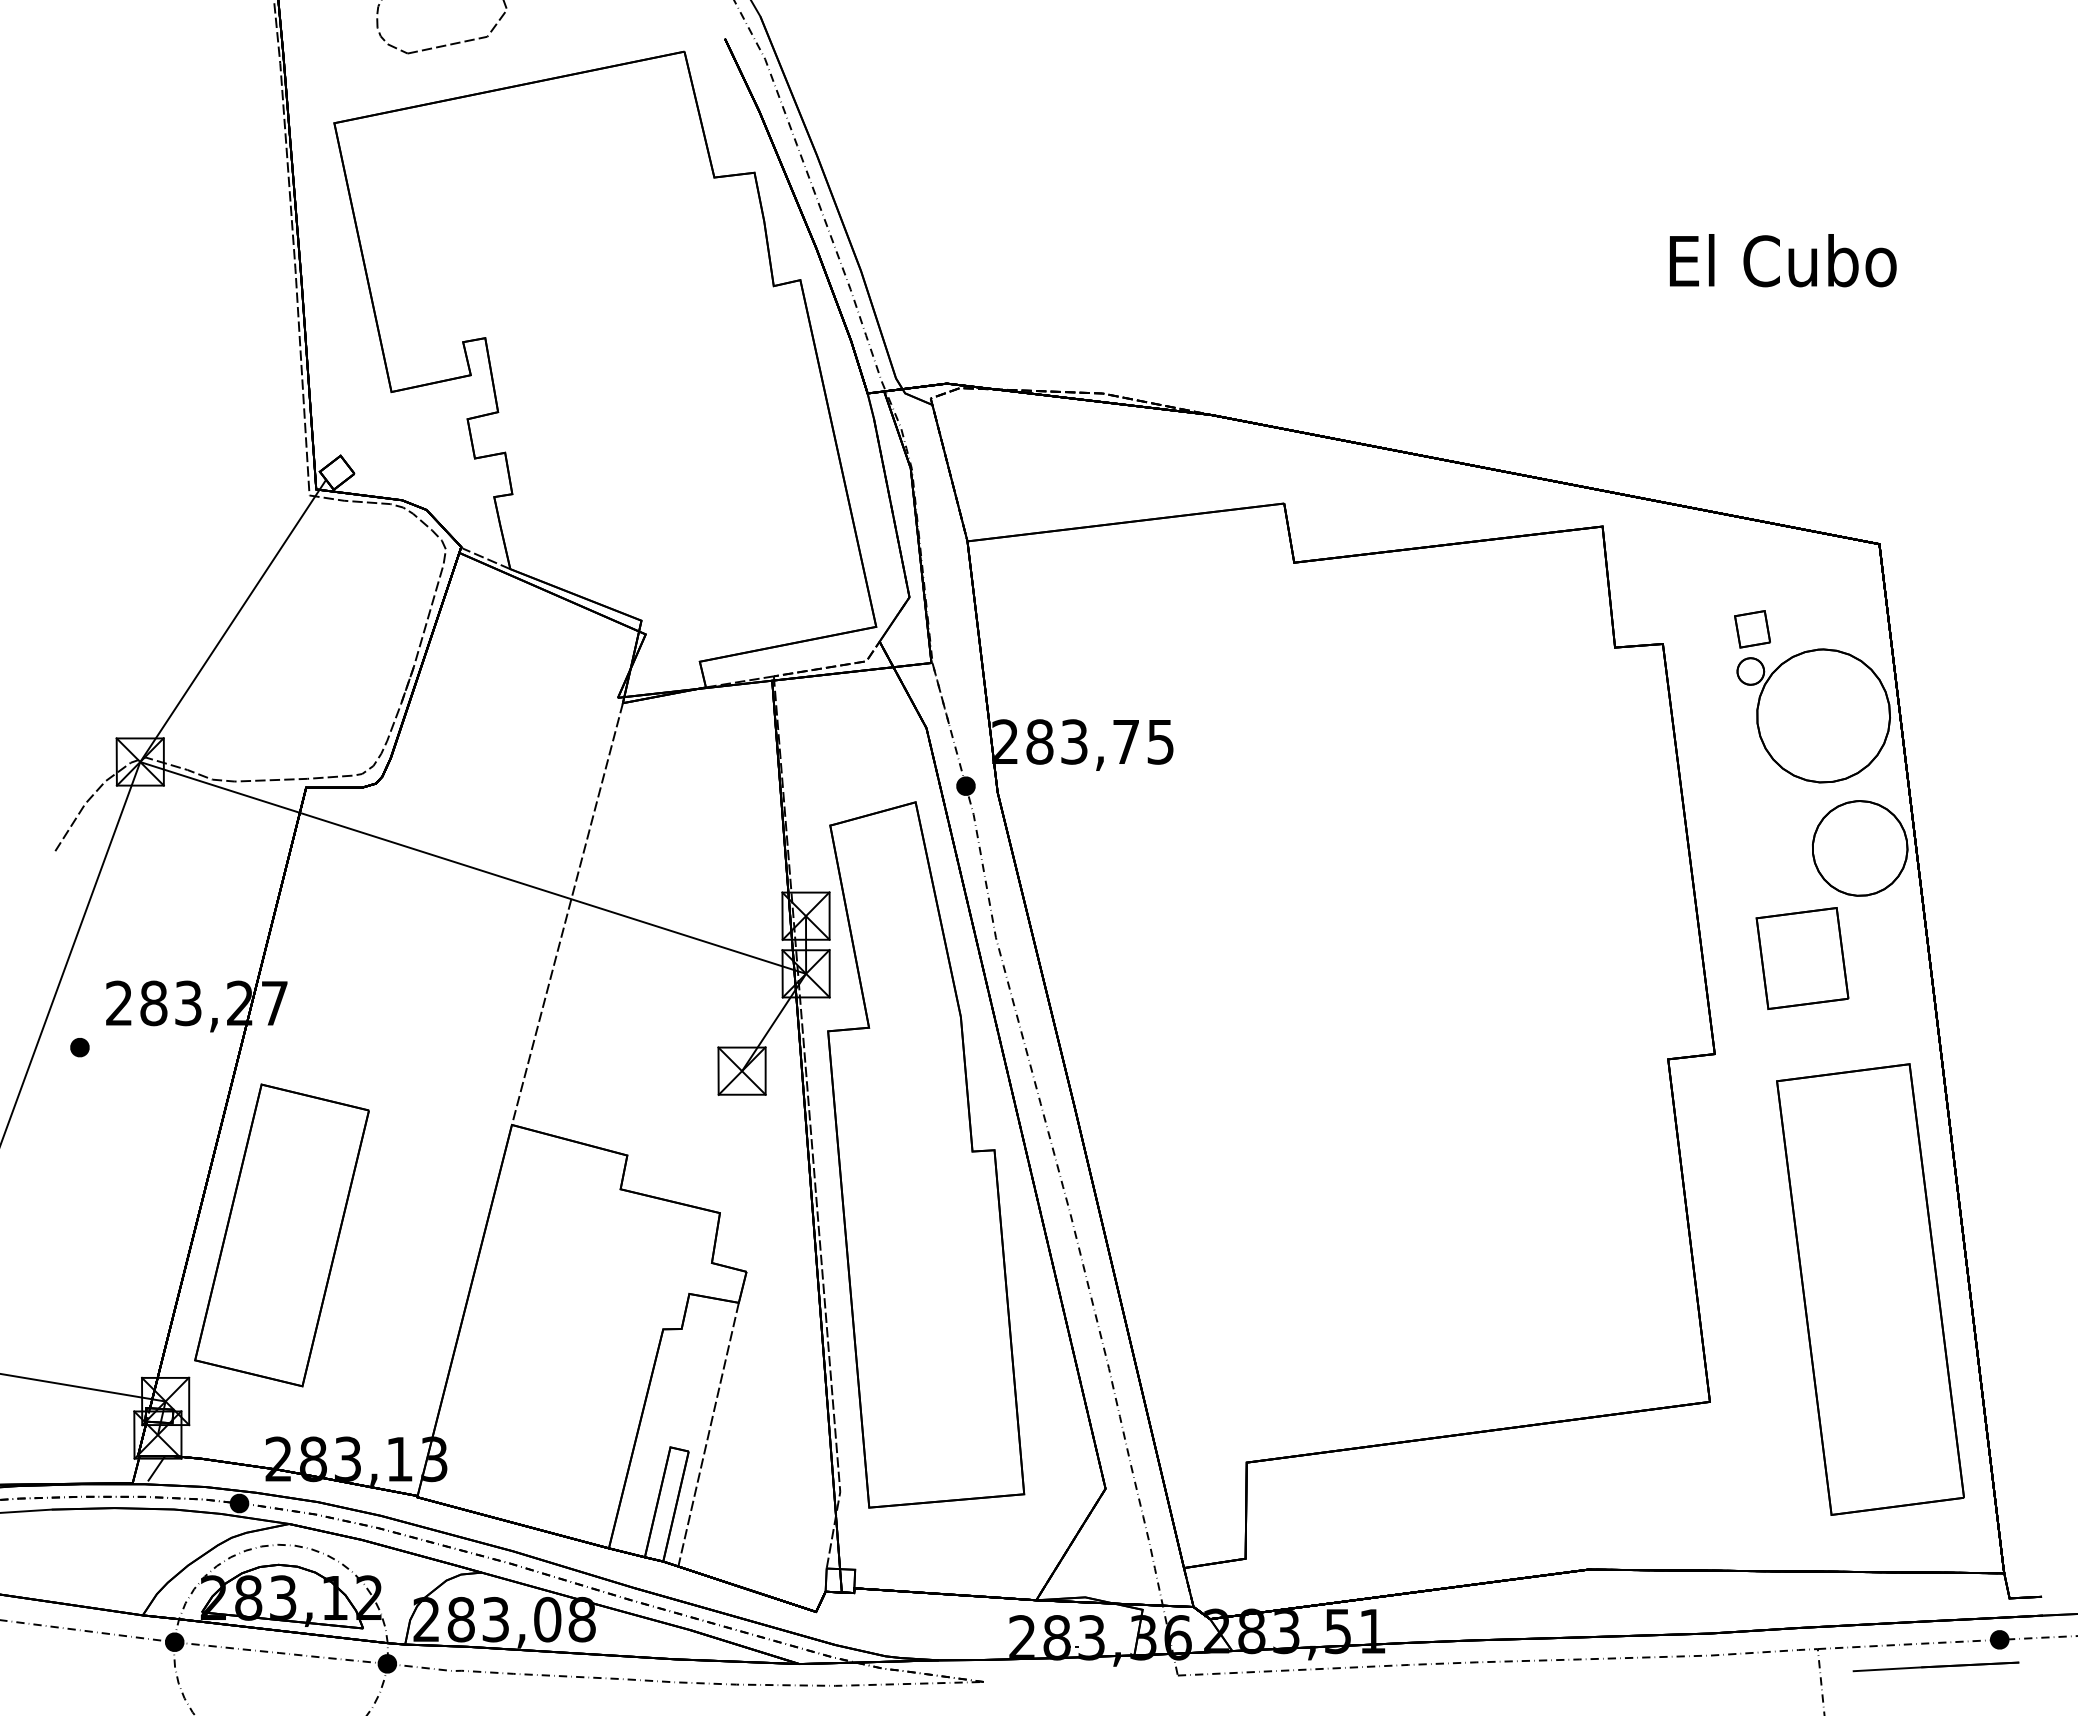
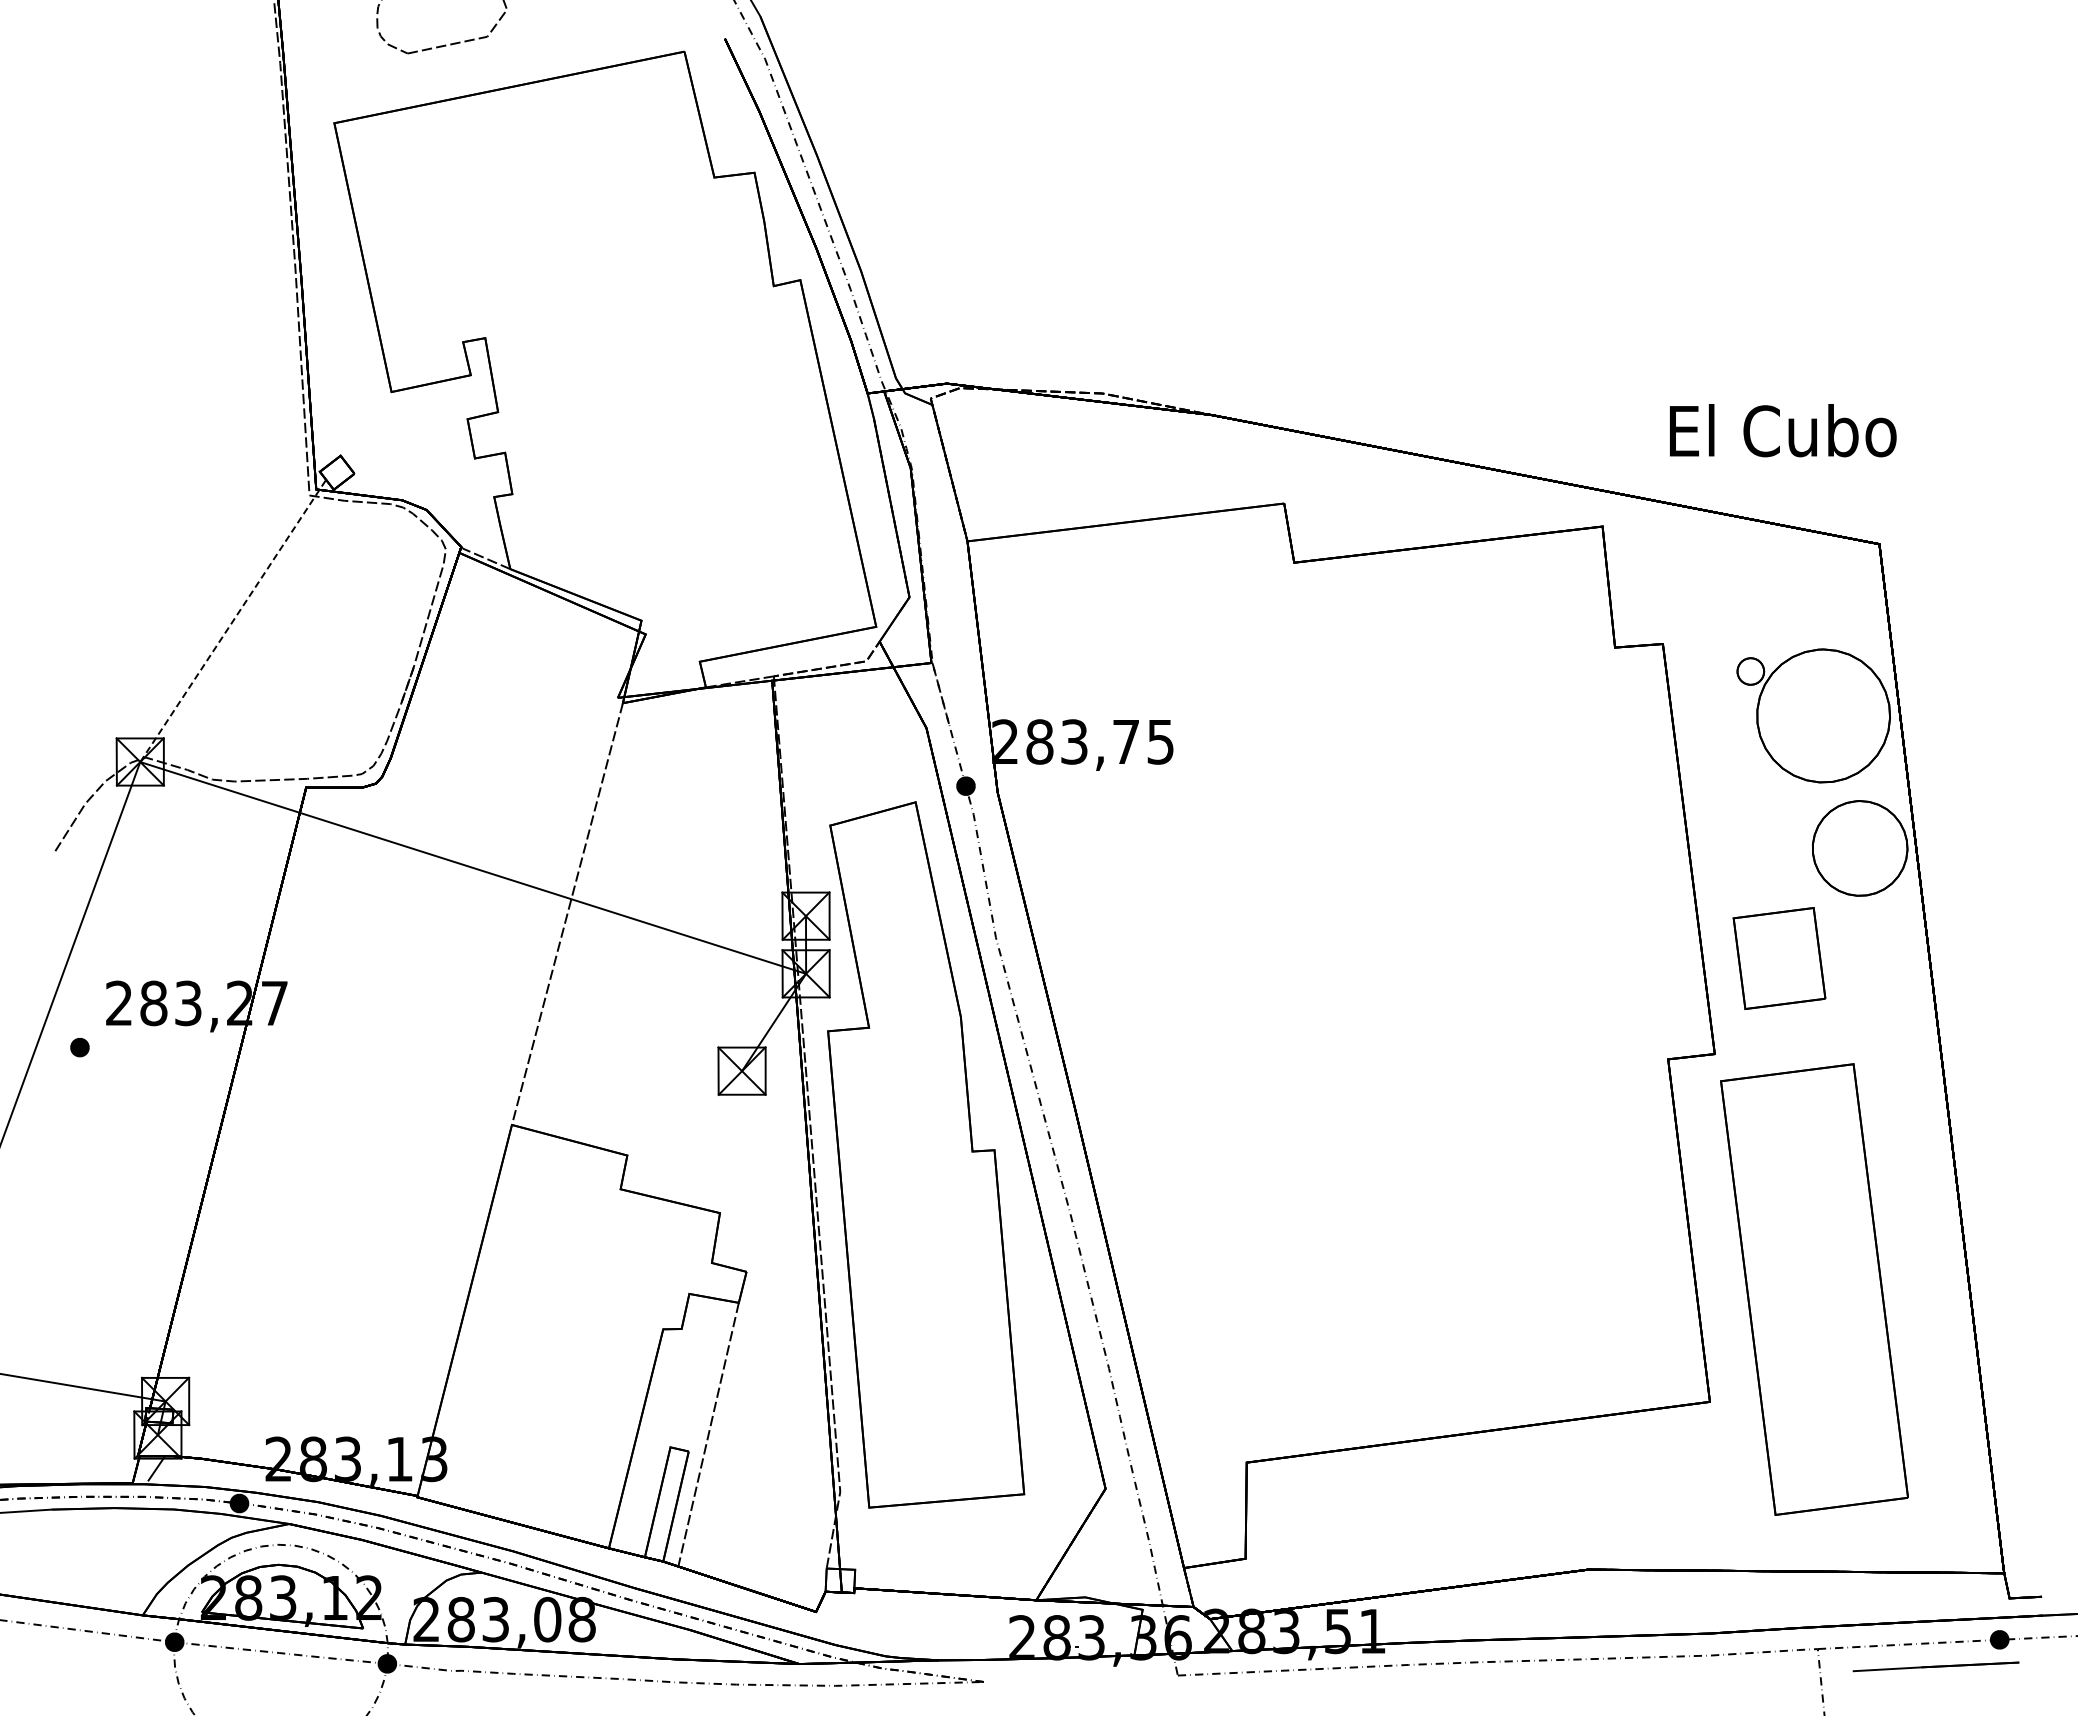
text position: (1783, 260) -> (1783, 430) (1783, 430)
line: solid -> dashed (233, 620)
part: present -> none (1752, 629)
part position: (1802, 958) -> (1779, 958) (1779, 958)
part: present -> none (281, 1235)
part position: (1870, 1289) -> (1814, 1289) (1814, 1289)
